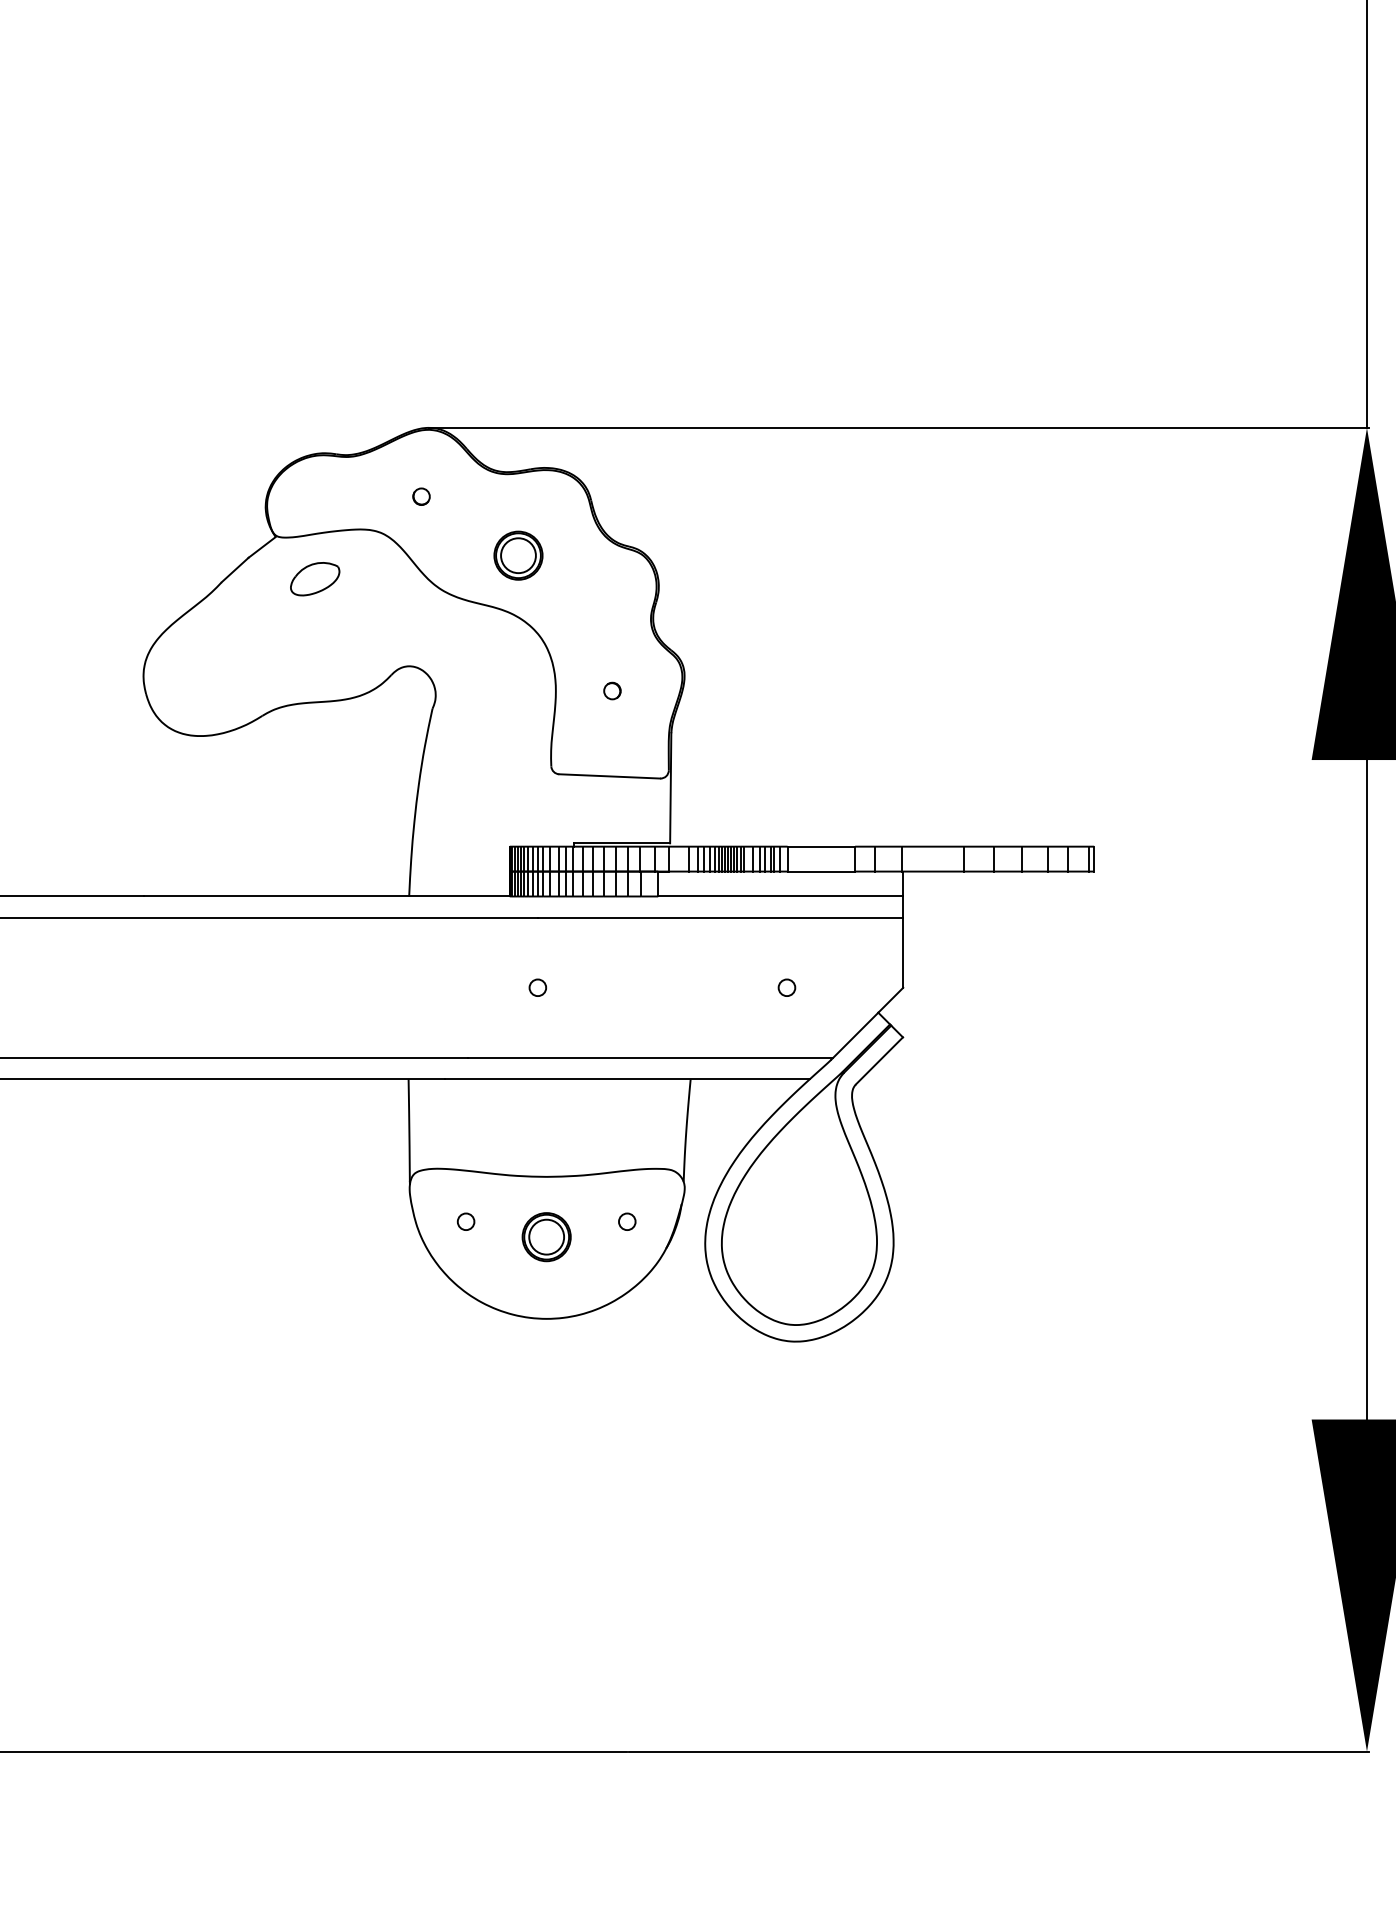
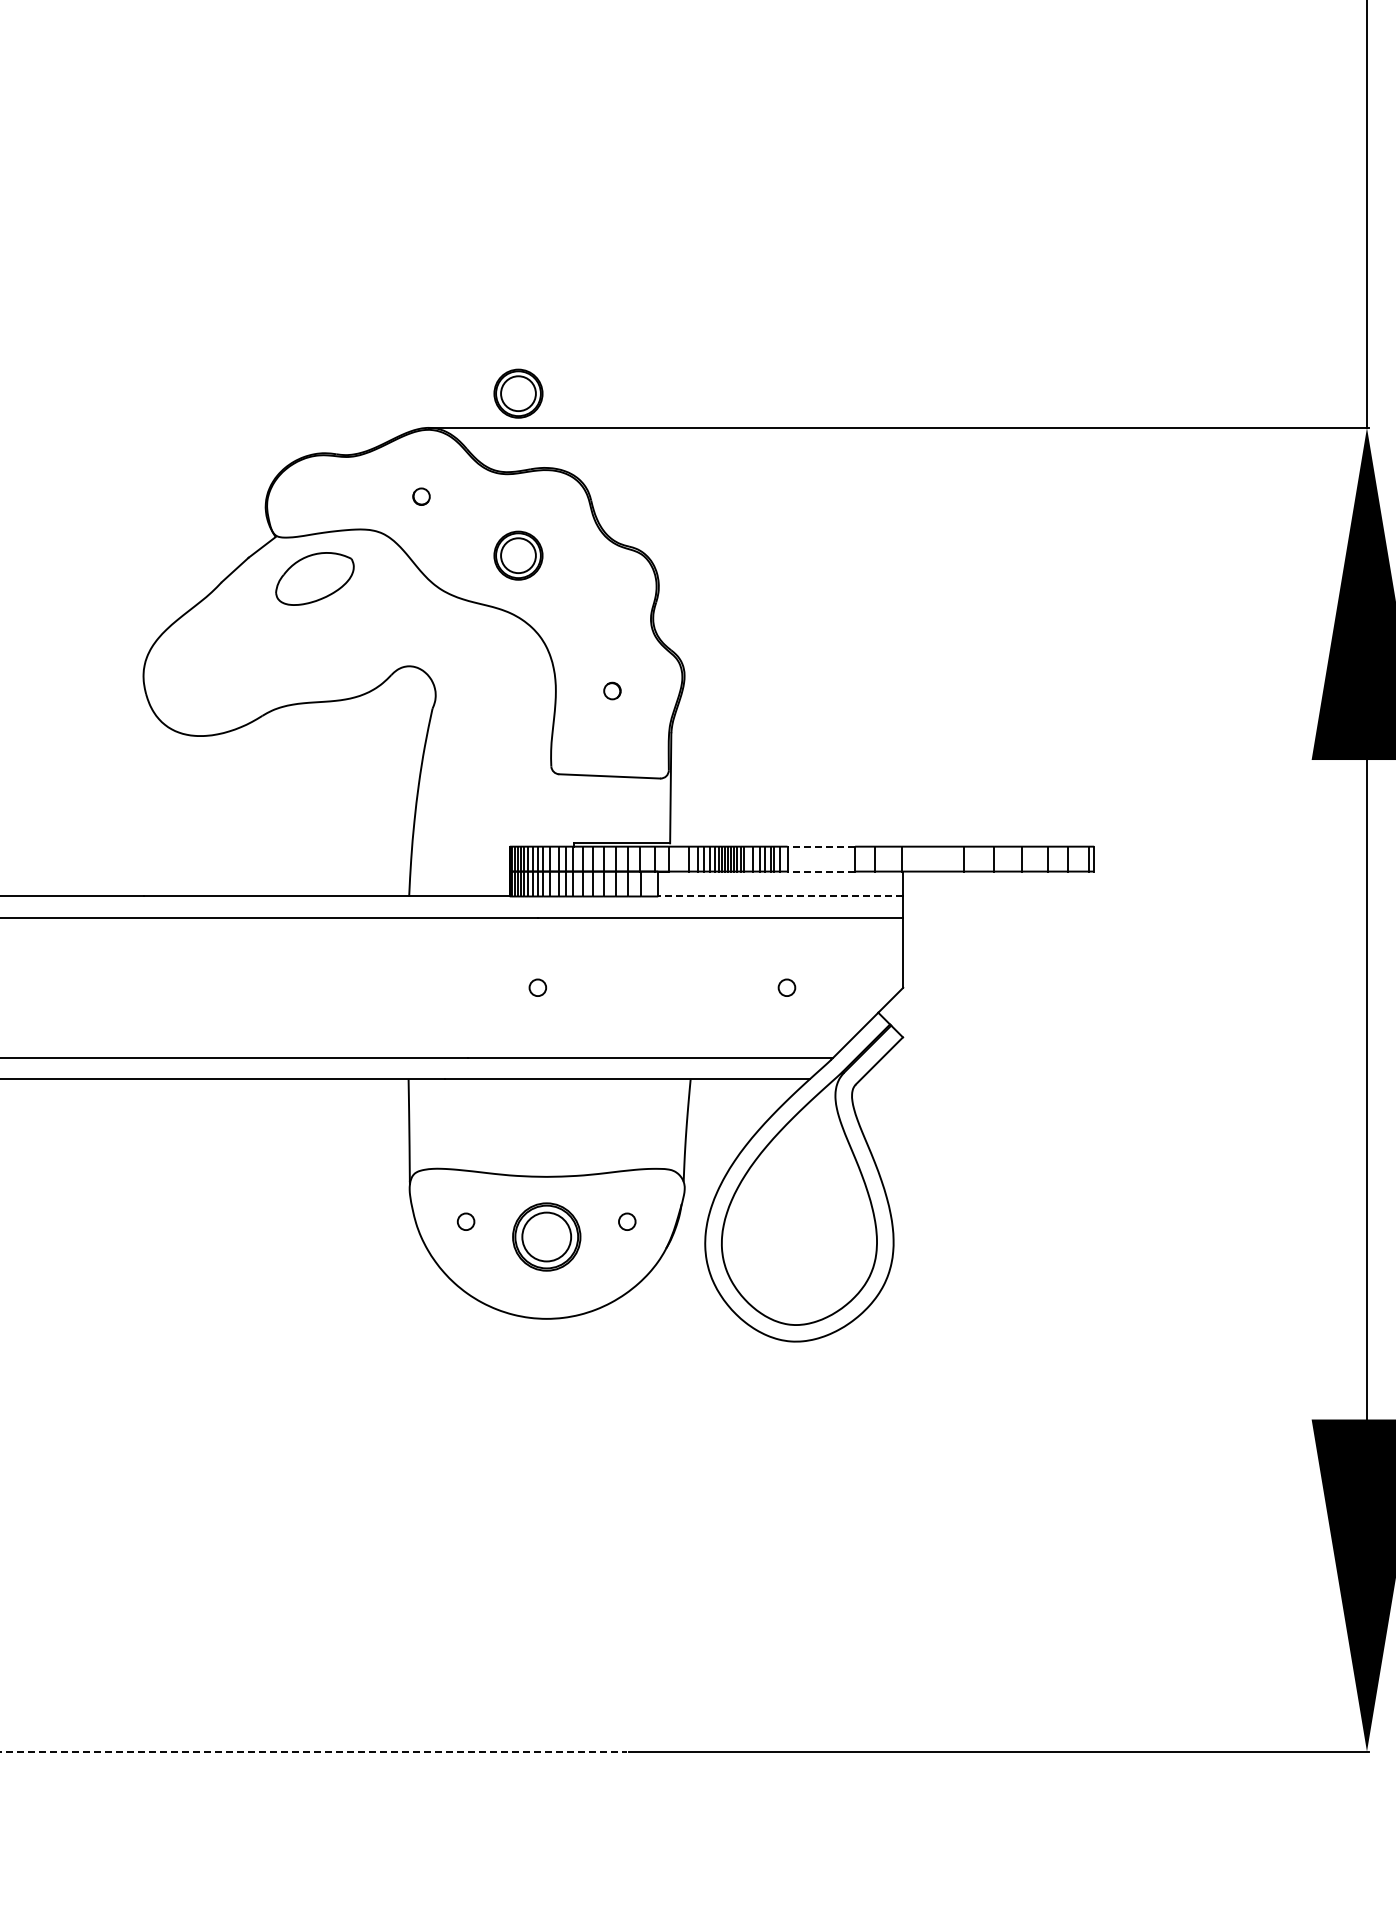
part: none -> present (518, 393)
part size: 51x35 px -> 80x54 px (314, 578)
line: solid -> dashed (821, 846)
line: solid -> dashed (821, 871)
line: solid -> dashed (780, 896)
part size: 51x51 px -> 70x70 px (546, 1236)
line: solid -> dashed (313, 1751)
